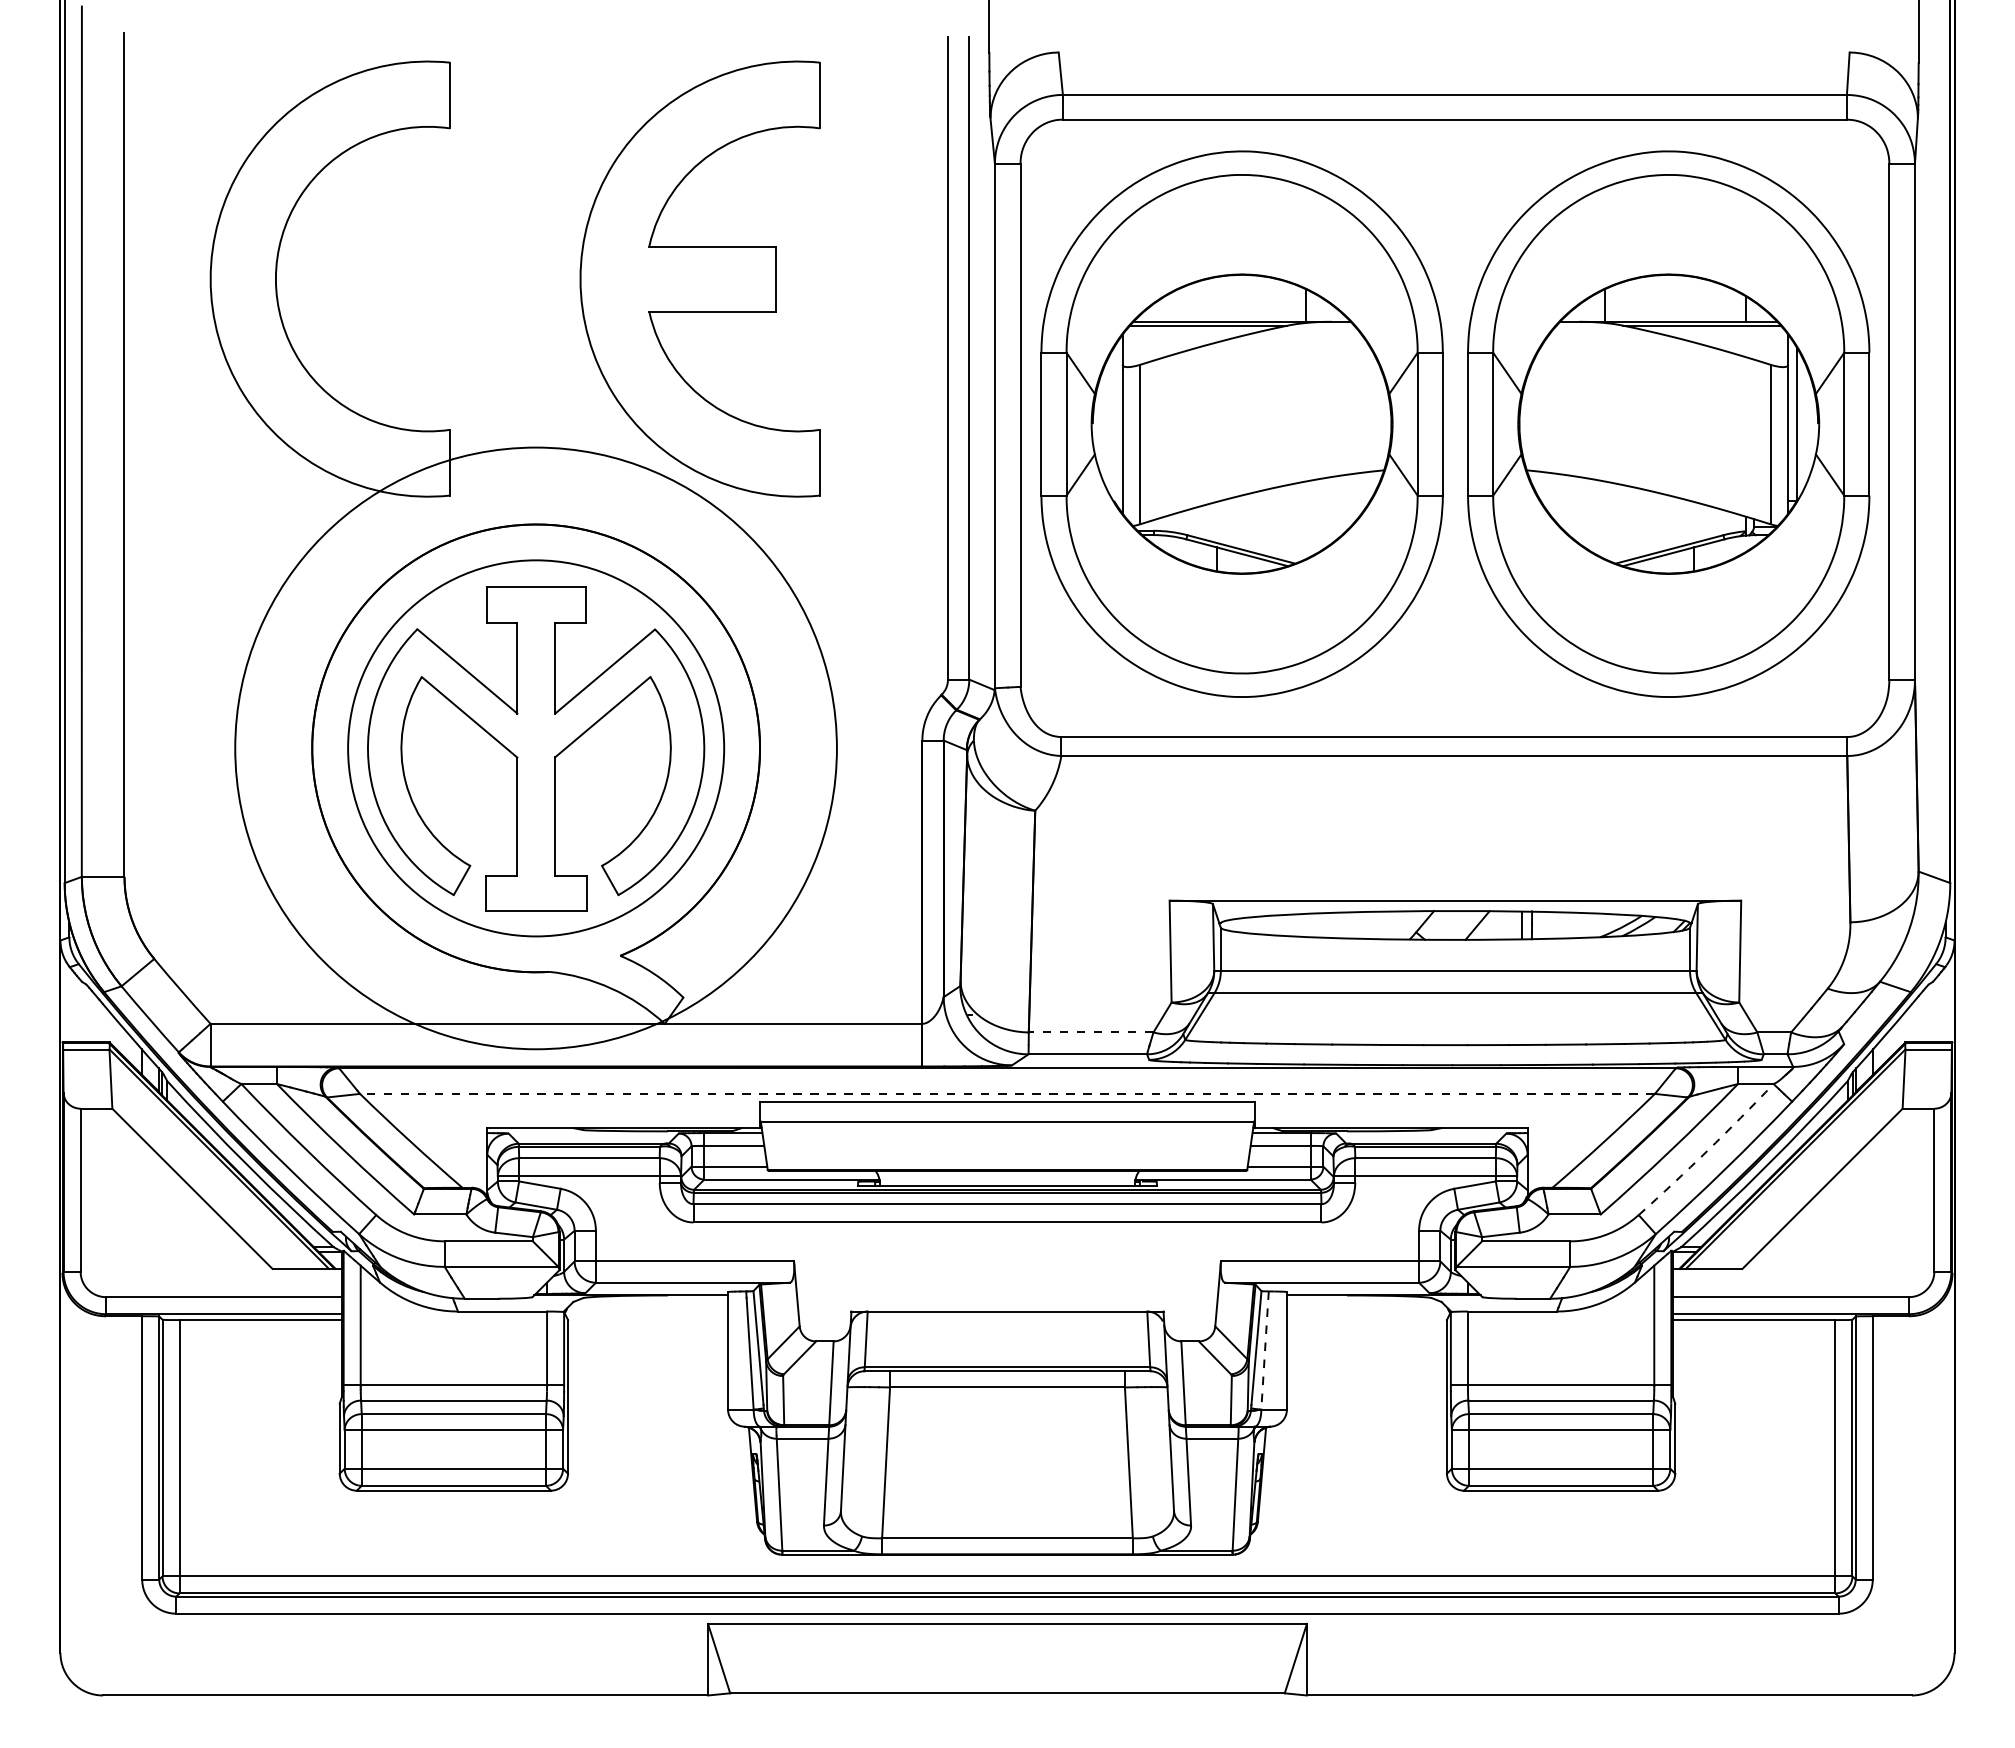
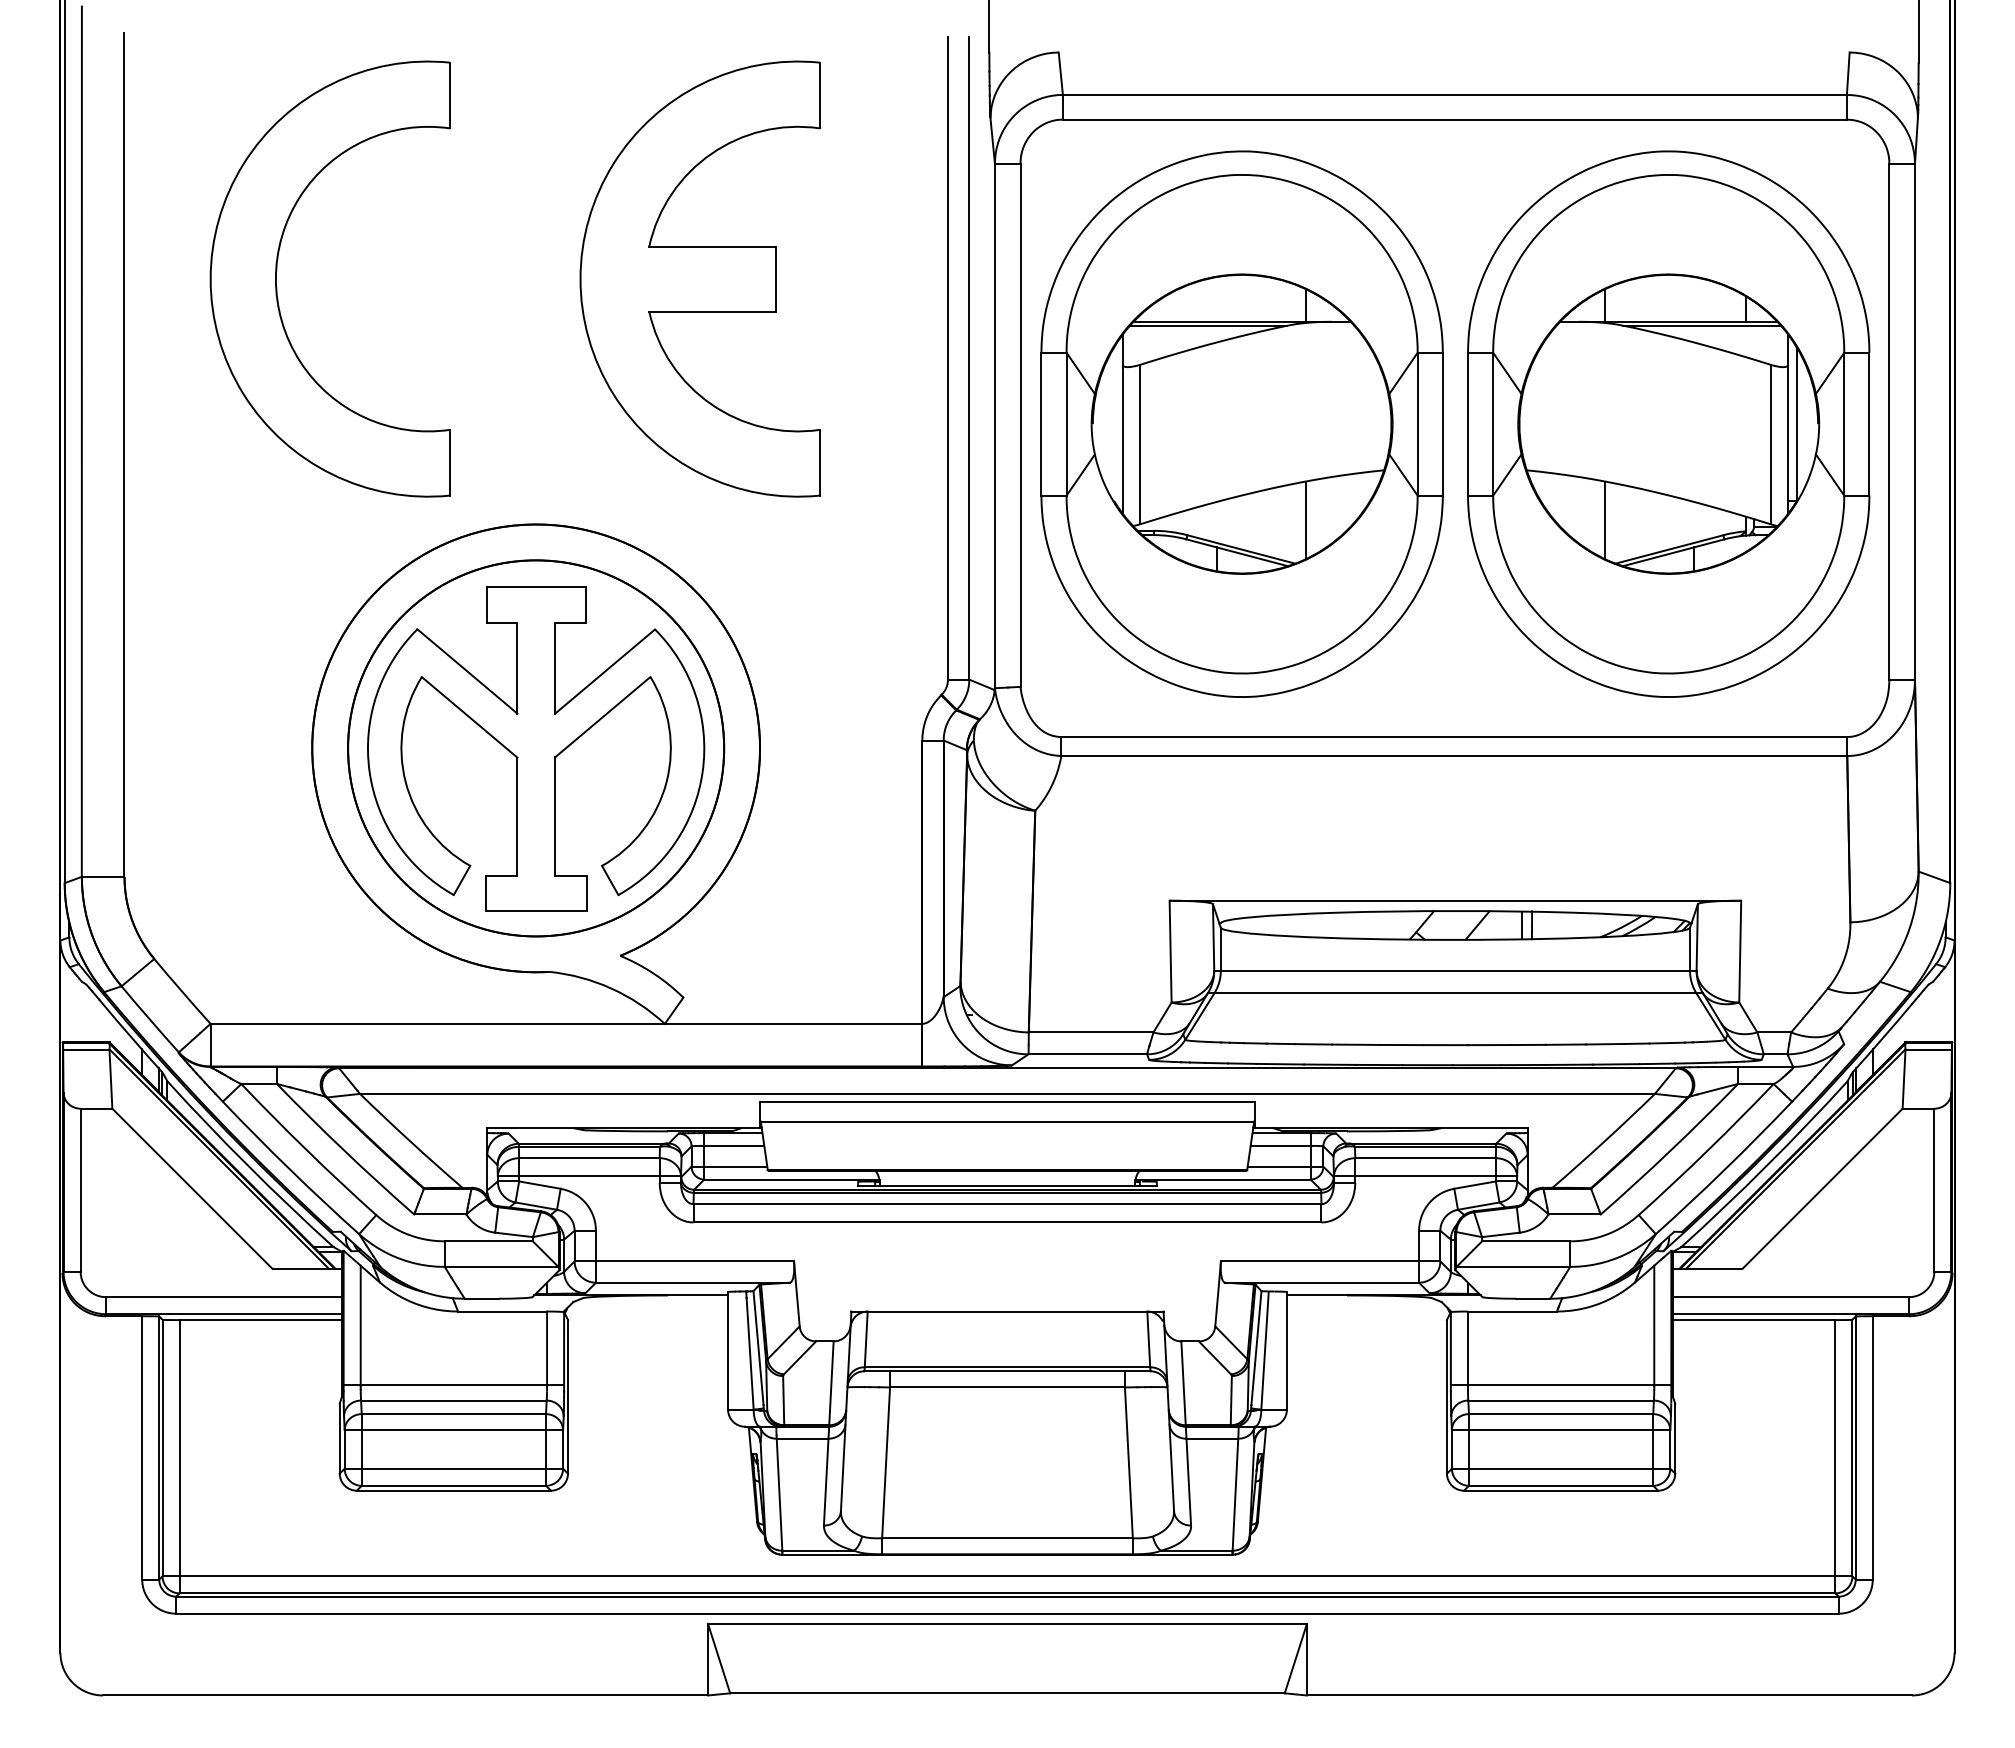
line: none -> present (1306, 520)
line: none -> present (1604, 520)
circle diameter: 602 px -> 376 px (536, 748)
line: dashed -> solid (1090, 1032)
line: dashed -> solid (1007, 1093)
arc: dashed -> solid (1707, 1150)
line: dashed -> solid (1265, 1350)
